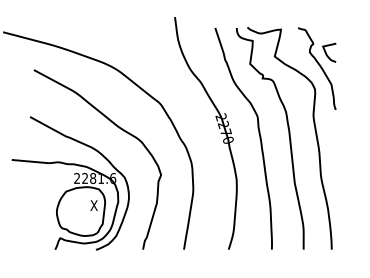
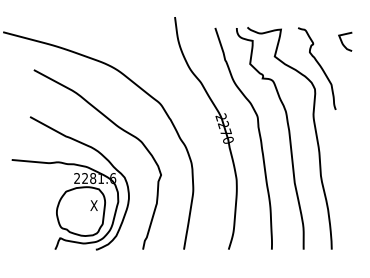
curve position: (327, 54) -> (343, 43) (343, 43)
